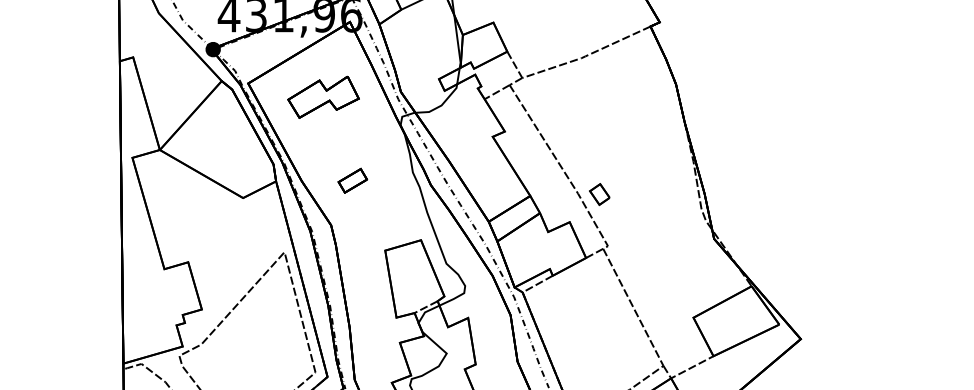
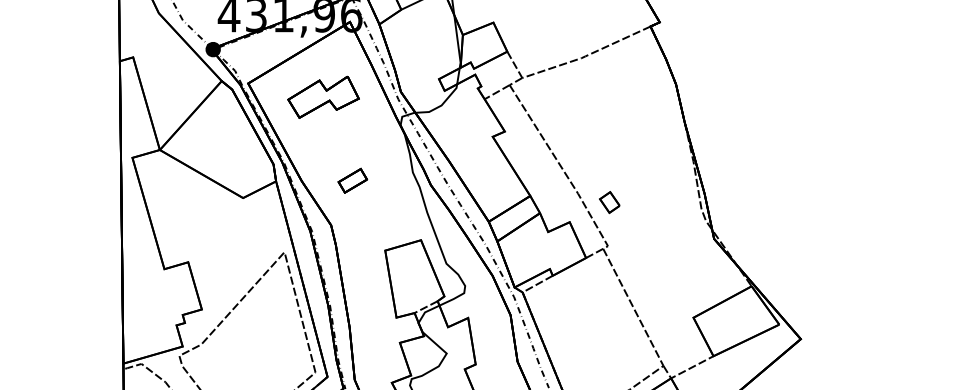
part position: (599, 194) -> (609, 202) (609, 202)
